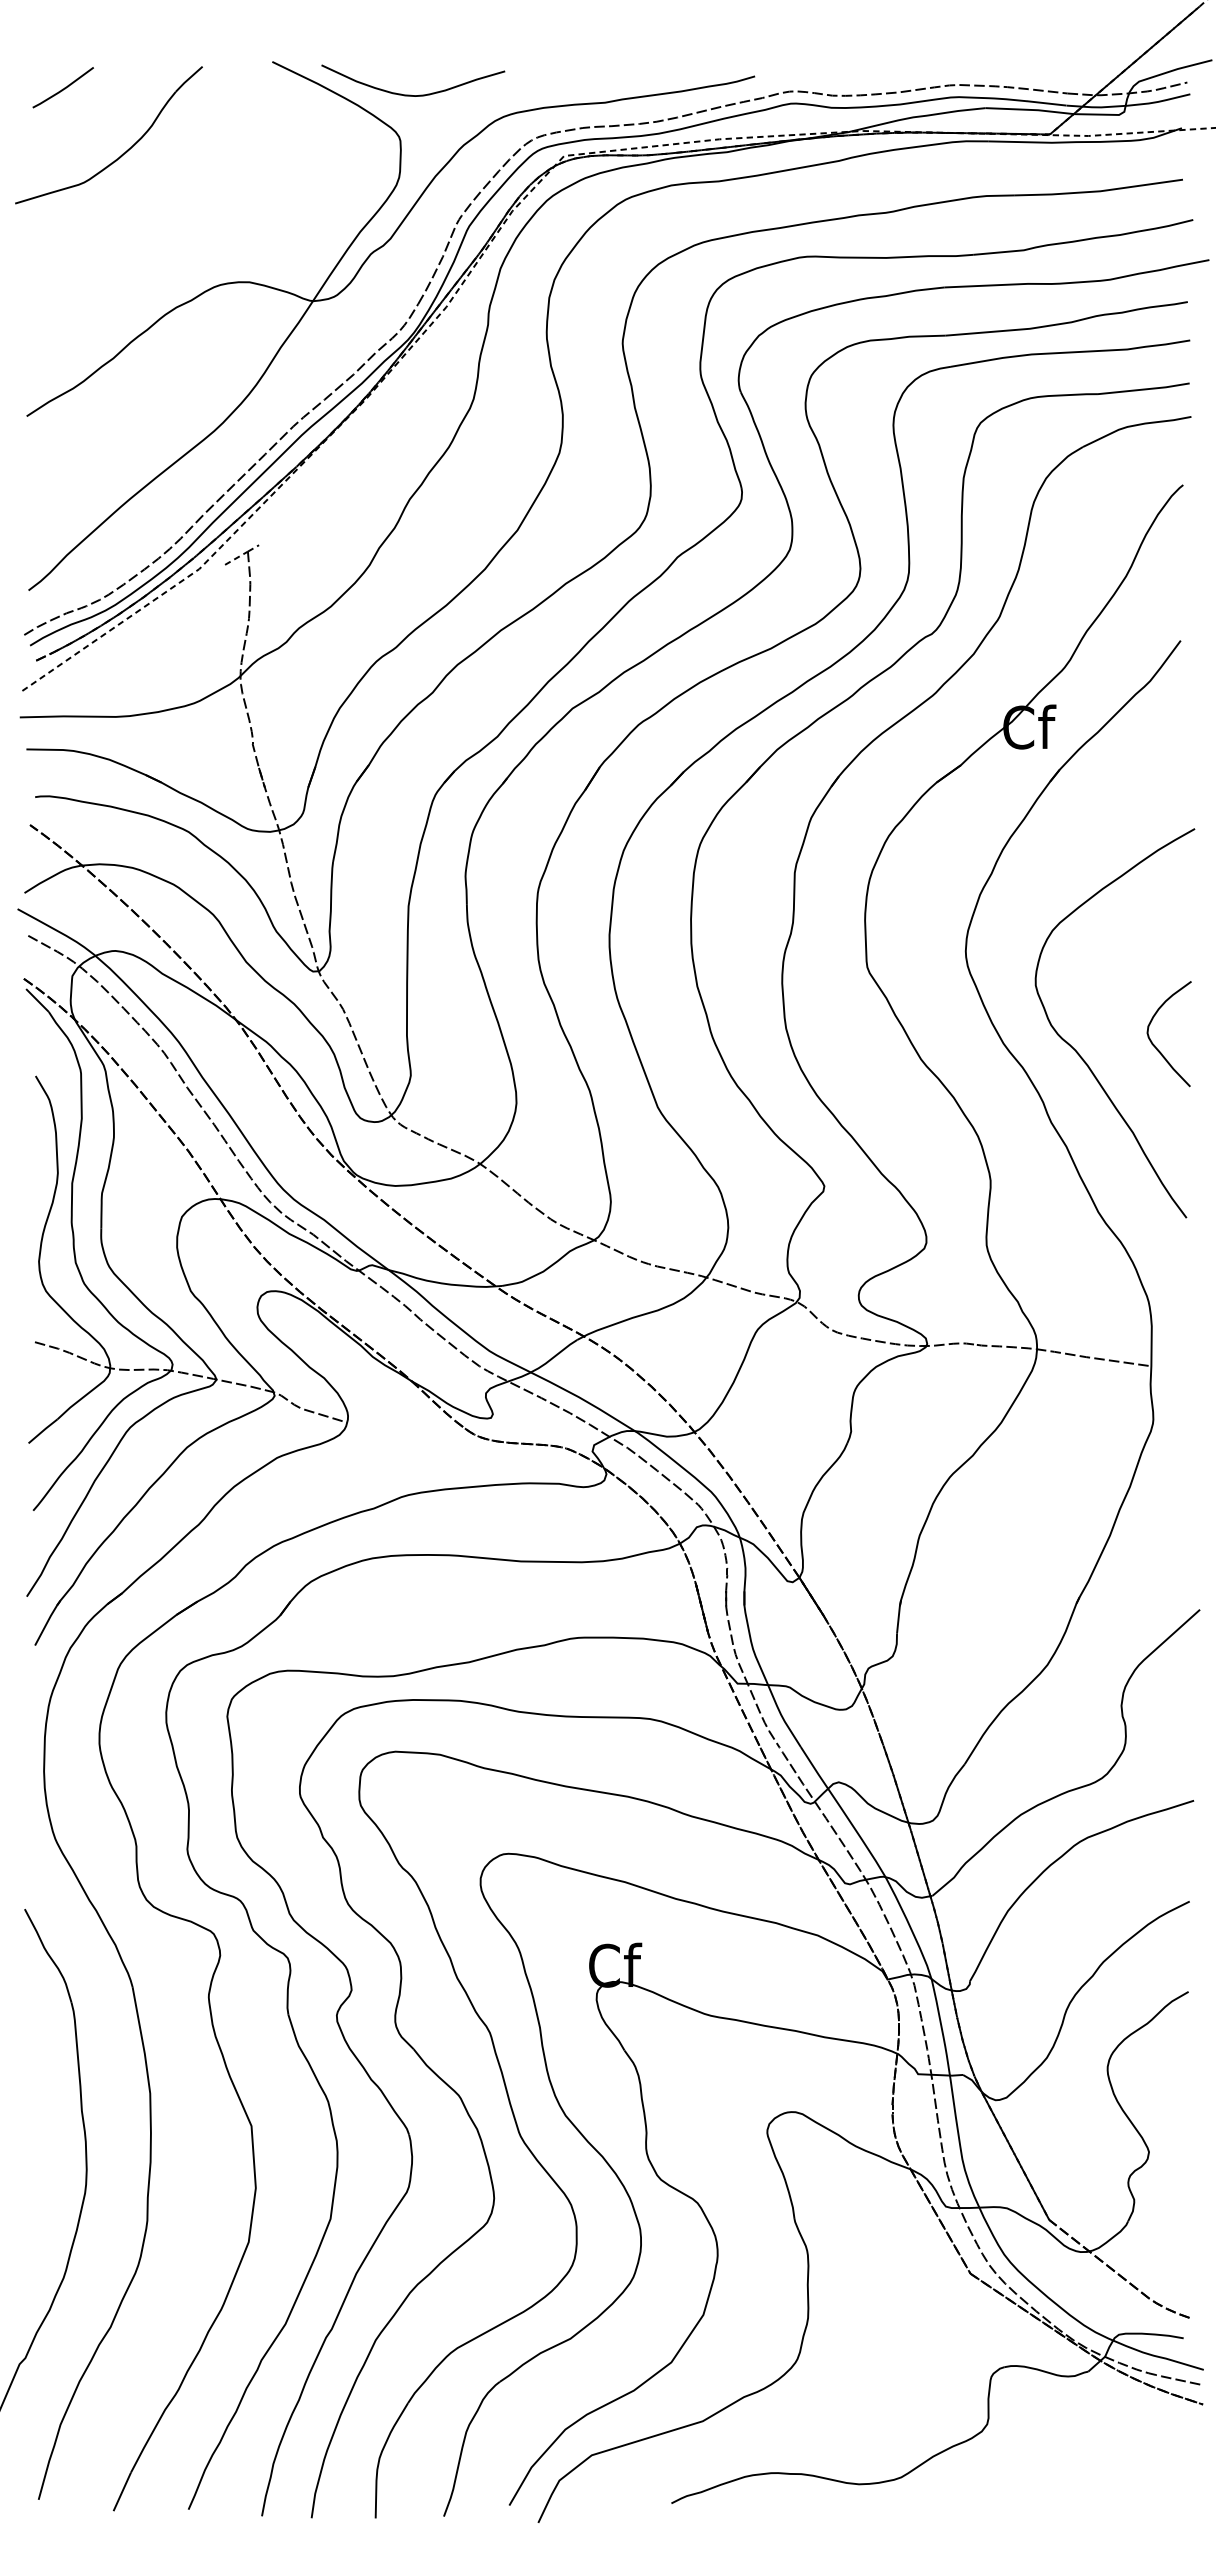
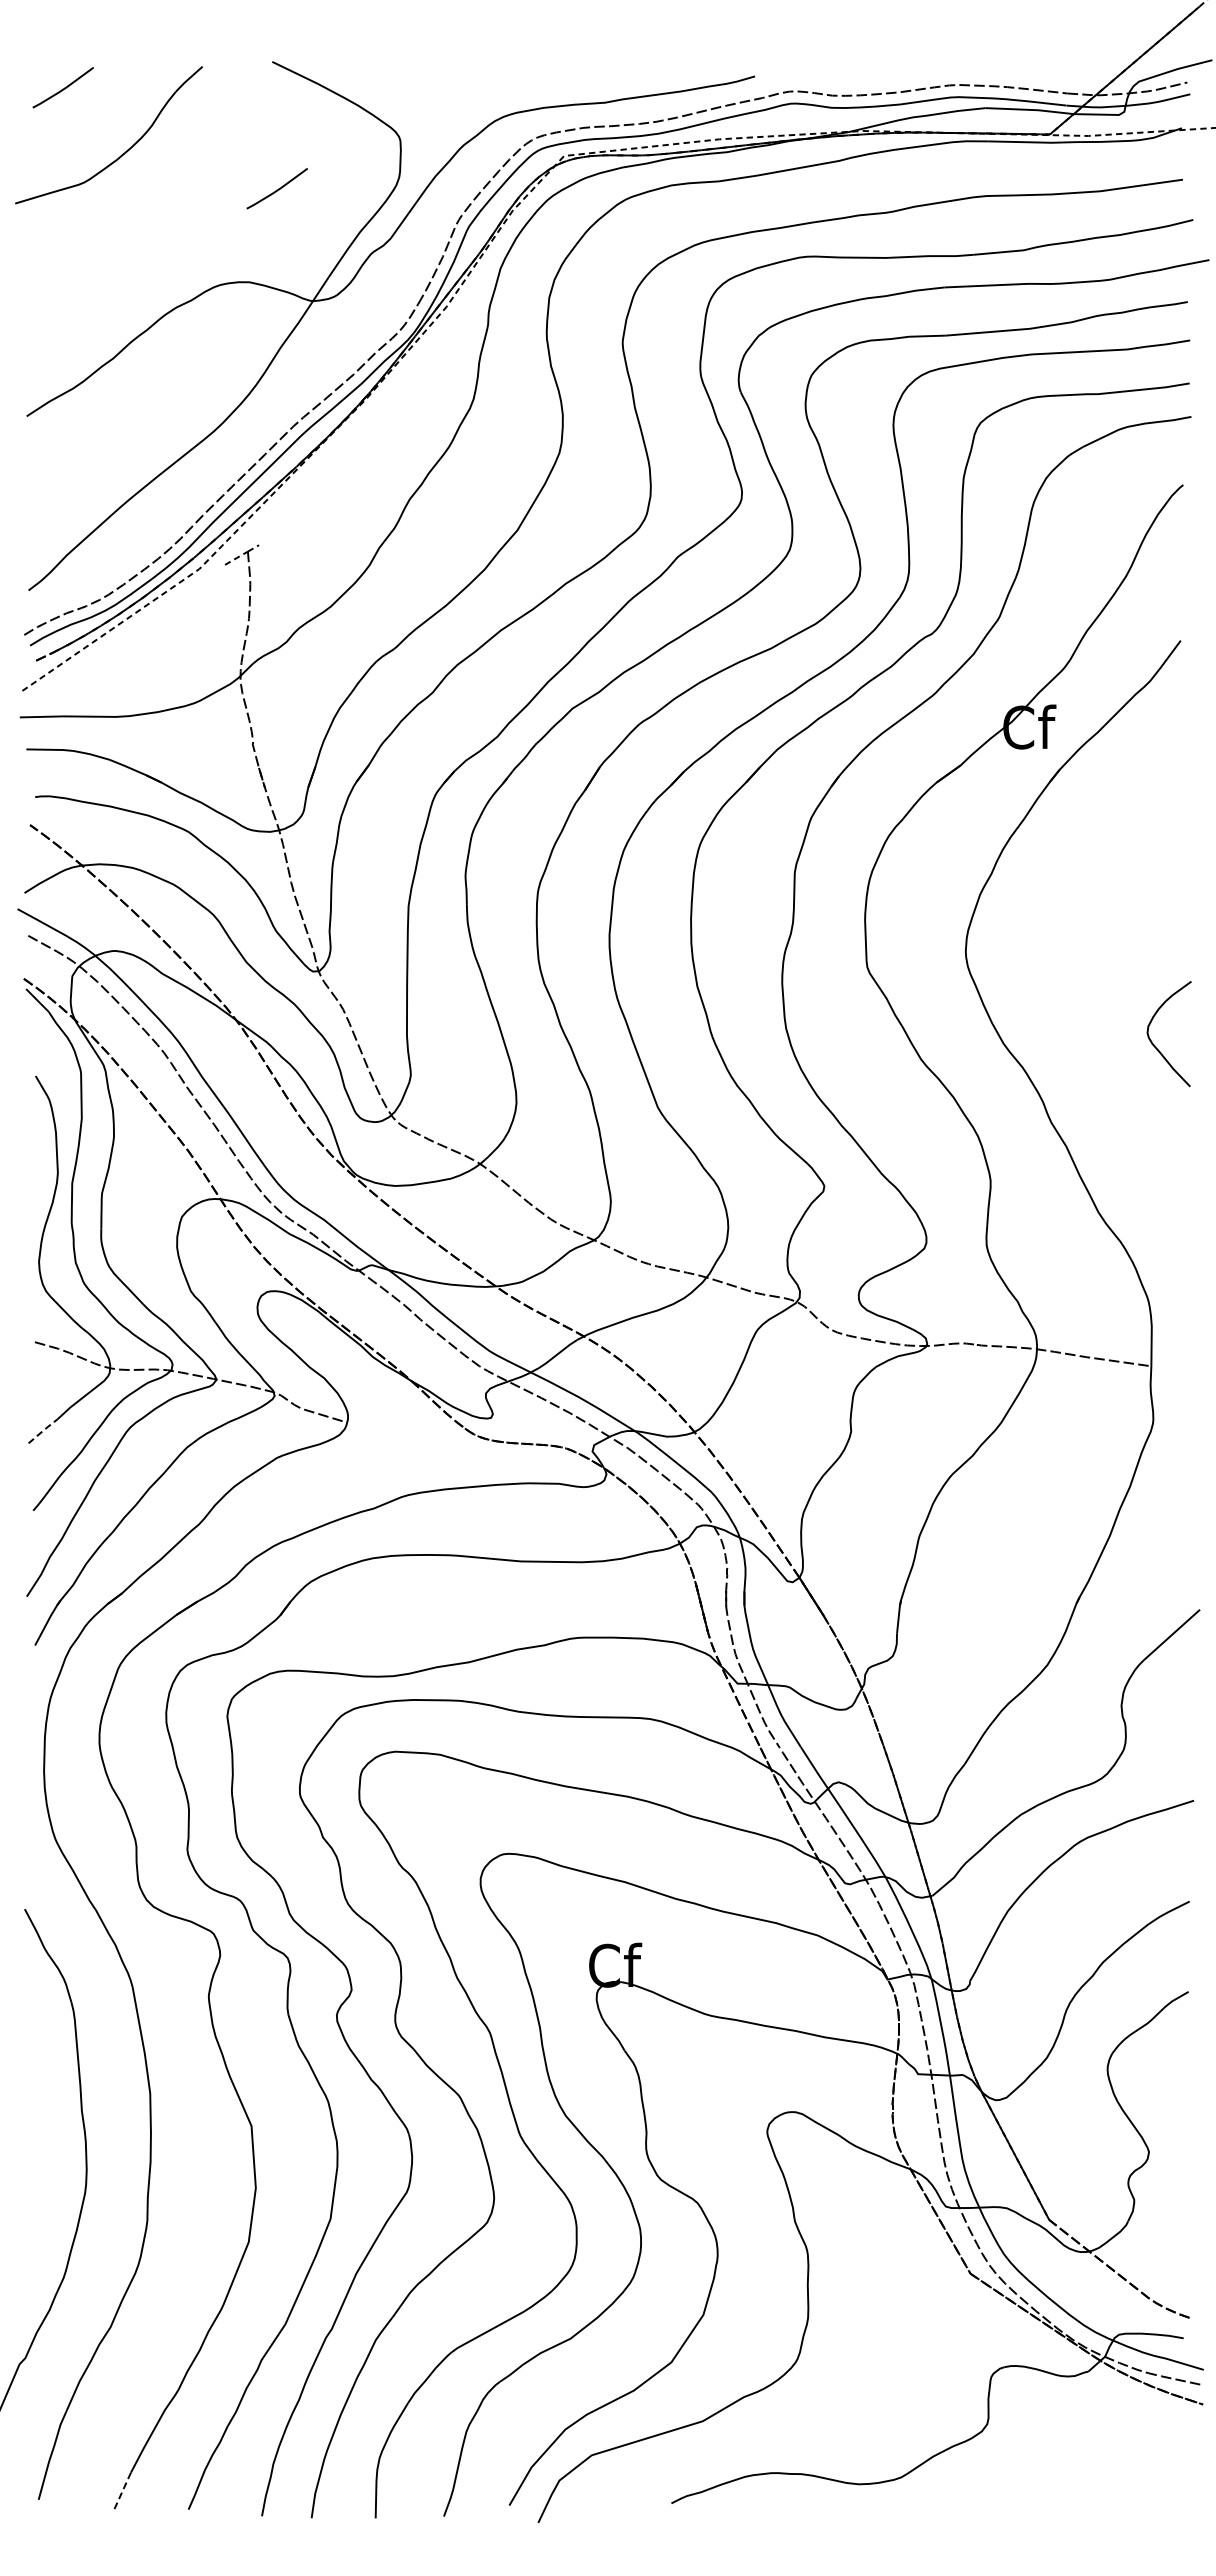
curve: present -> none (410, 94)
line: none -> present (277, 189)
curve: present -> none (1079, 1053)
line: solid -> dashed (43, 1430)
line: solid -> dashed (122, 2492)
